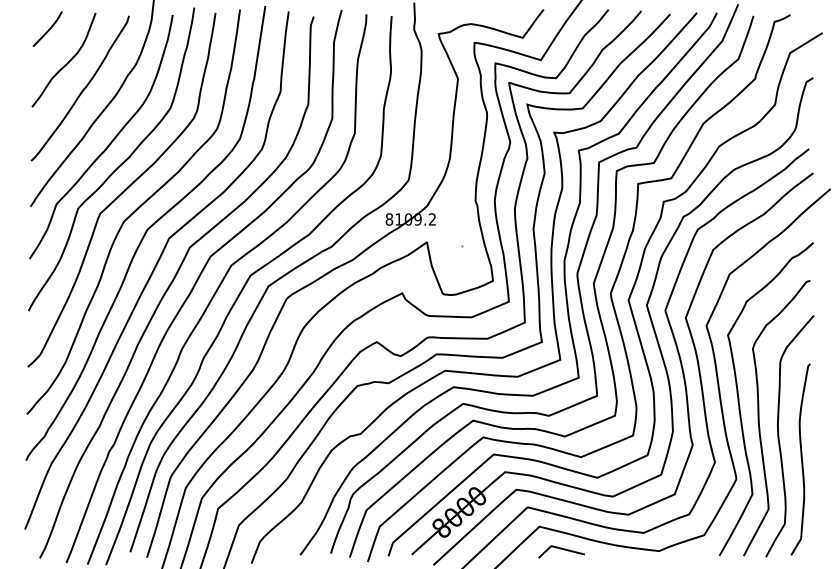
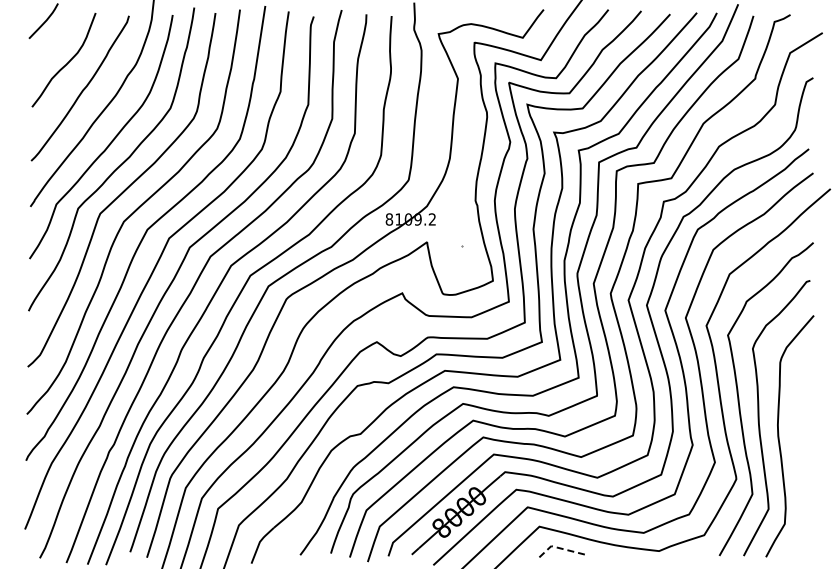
curve position: (48, 29) -> (44, 21) (44, 21)
curve: present -> none (801, 459)
line: solid -> dashed (557, 547)
